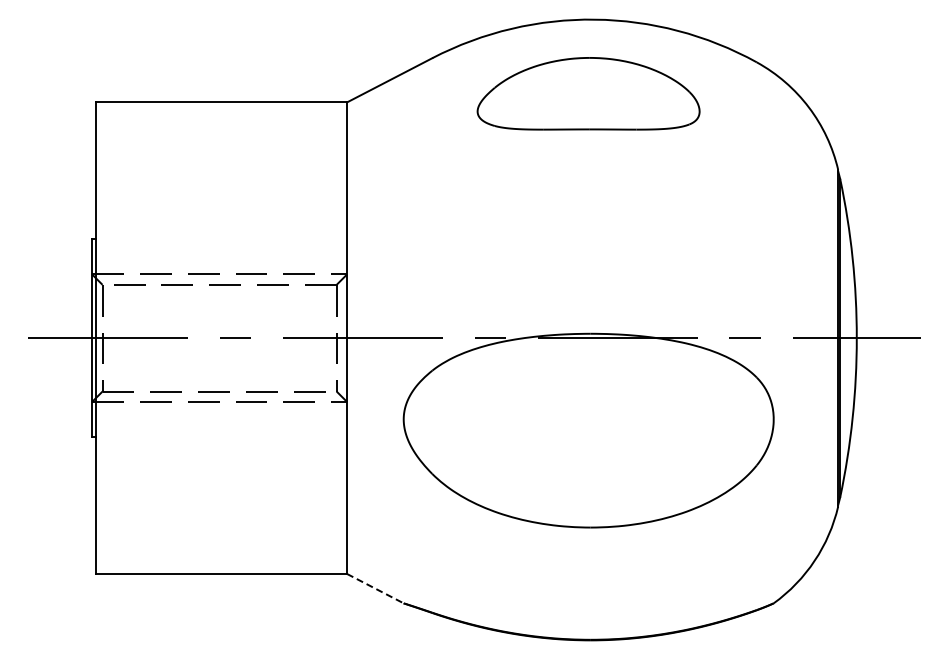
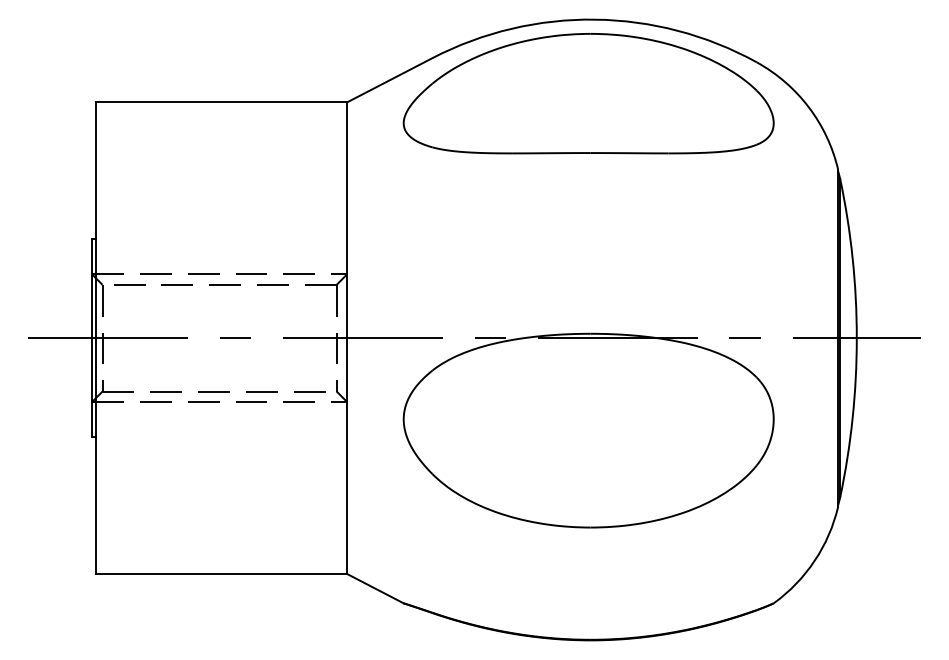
part size: 225x74 px -> 373x122 px (588, 93)
line: dashed -> solid (375, 588)
